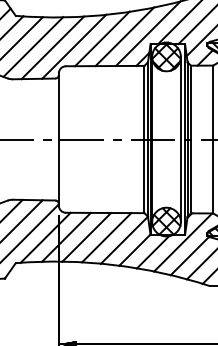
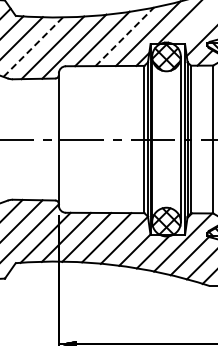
line: present -> none (196, 25)
line: solid -> dashed (124, 36)
line: solid -> dashed (33, 46)
